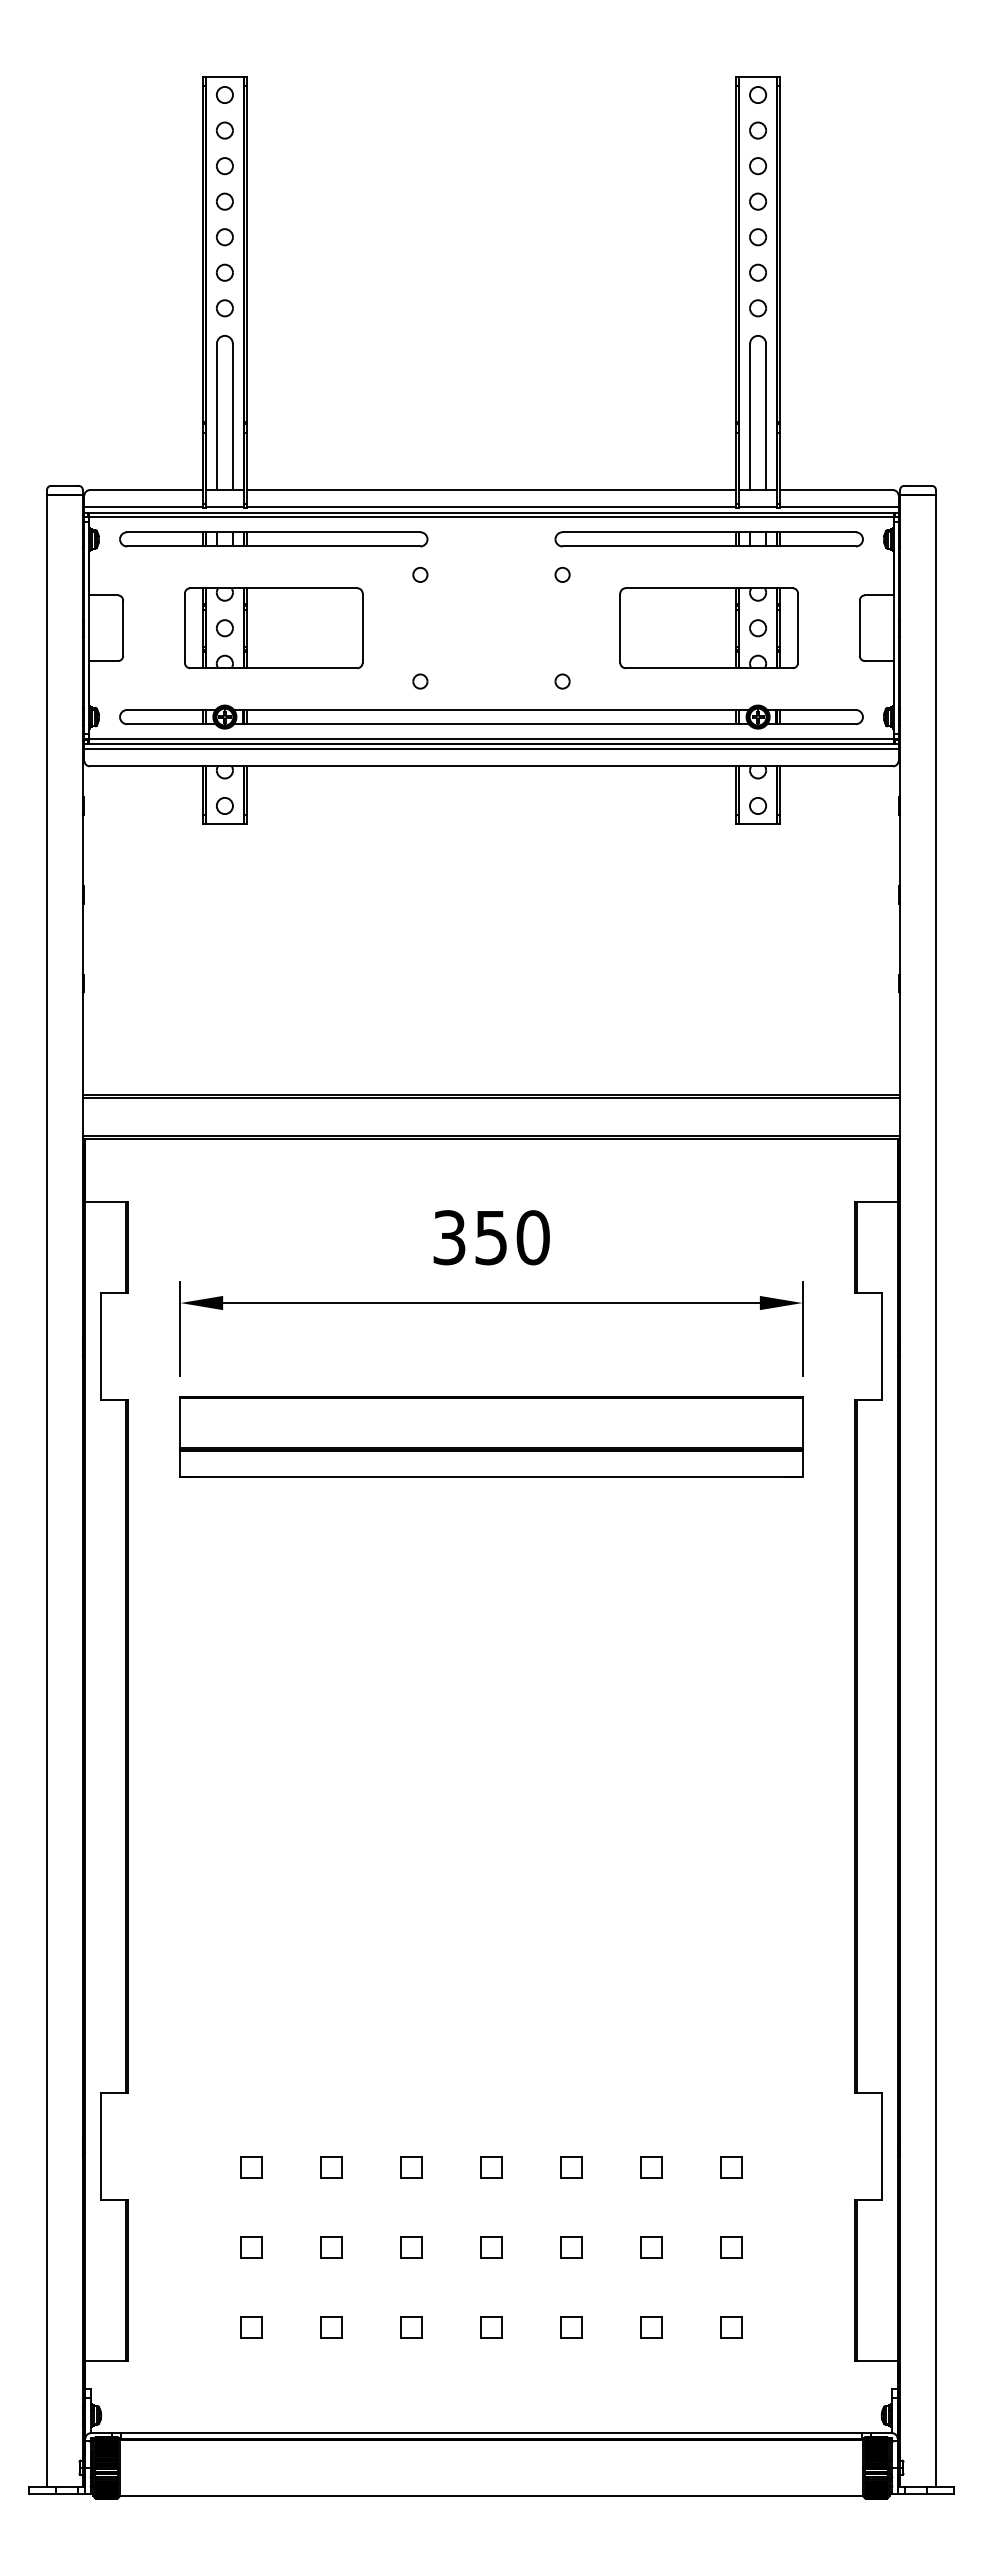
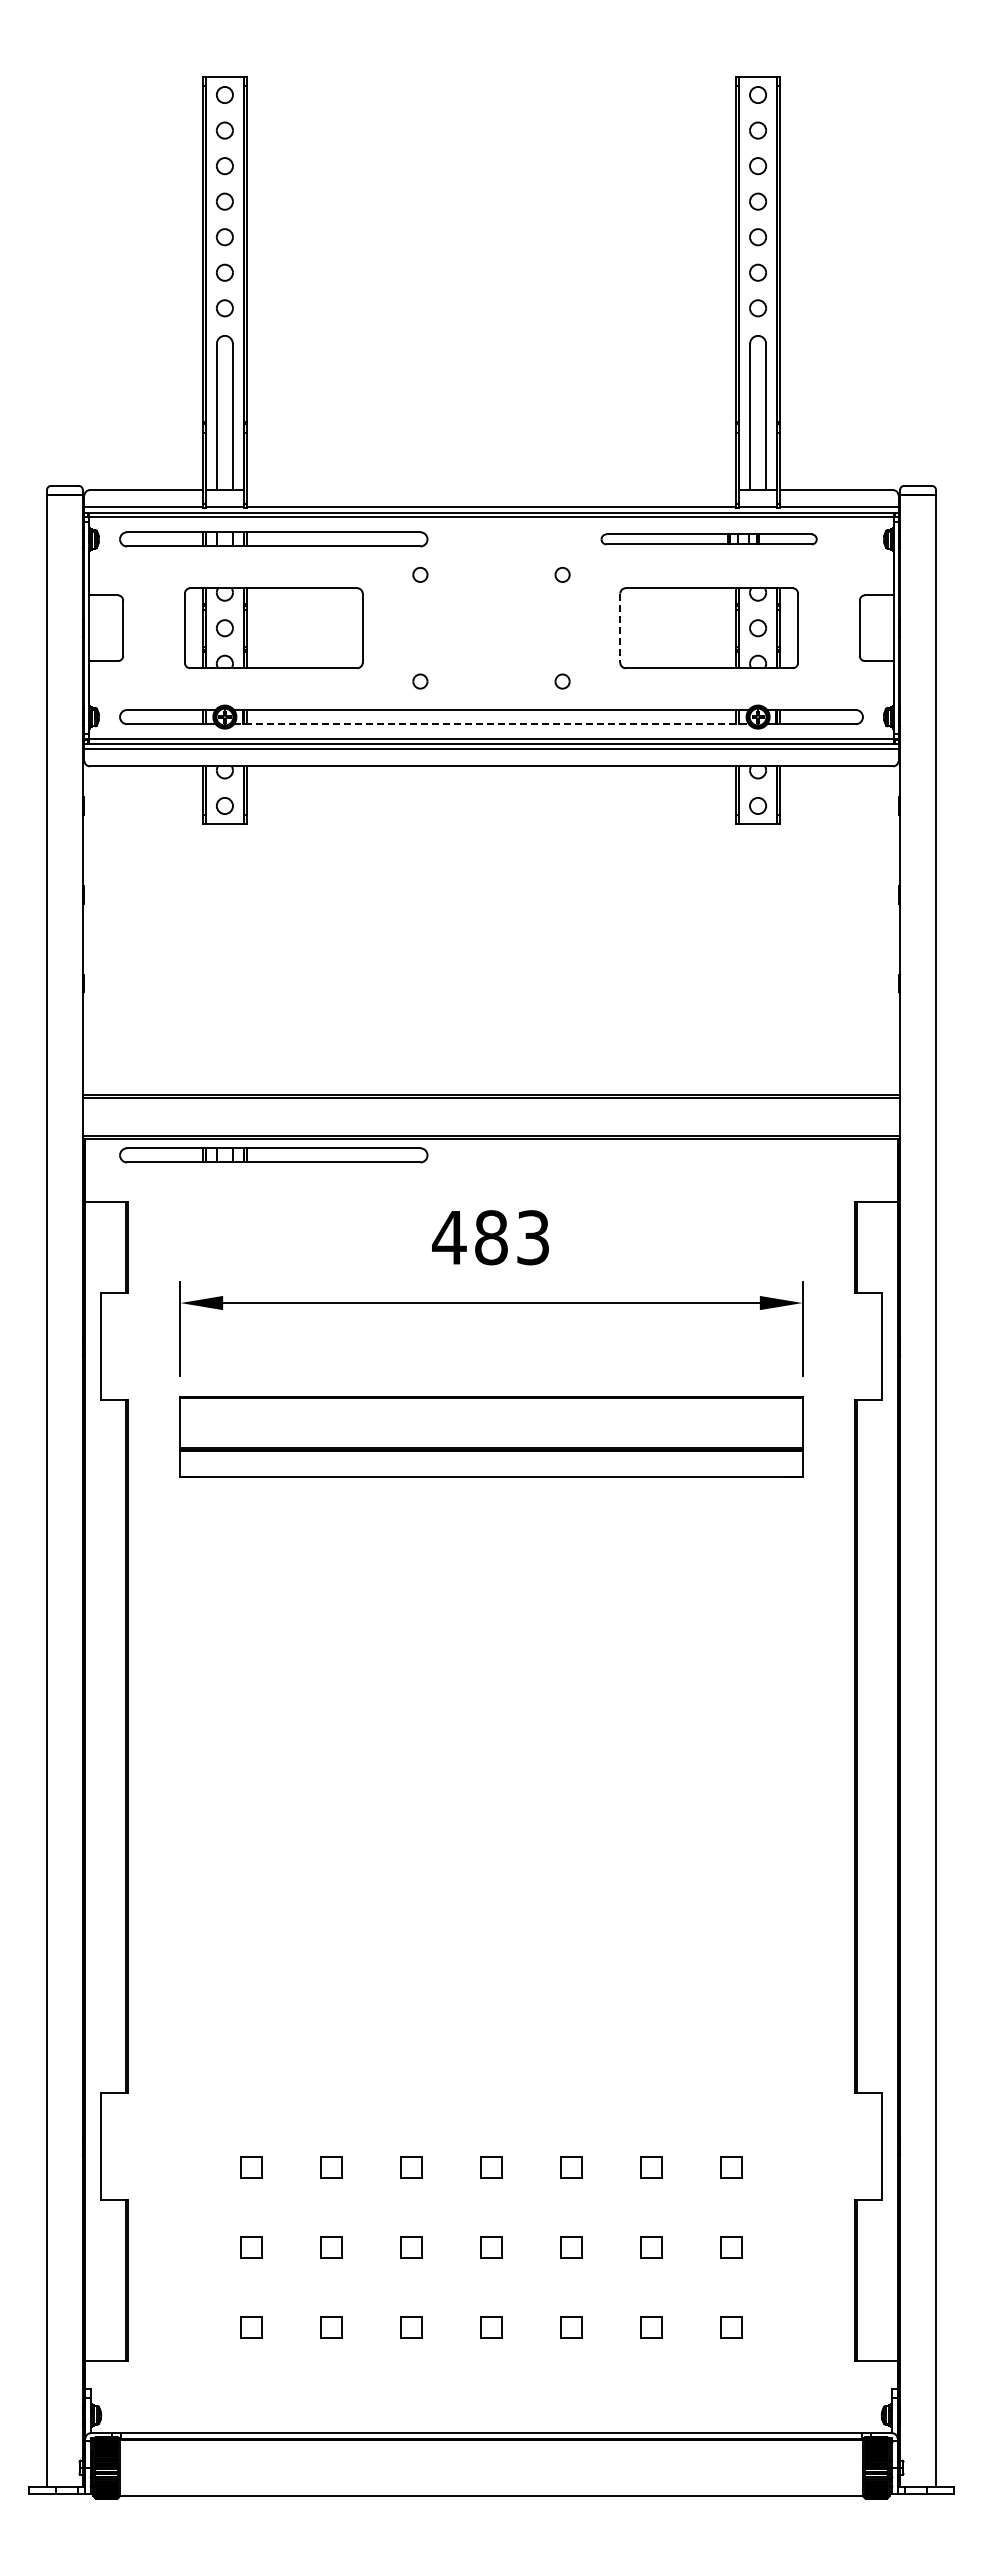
line: present -> none (491, 490)
part size: 310x17 px -> 218x13 px (708, 539)
line: solid -> dashed (620, 628)
line: solid -> dashed (491, 724)
part: none -> present (273, 1155)
text: 350 -> 483 (490, 1237)
